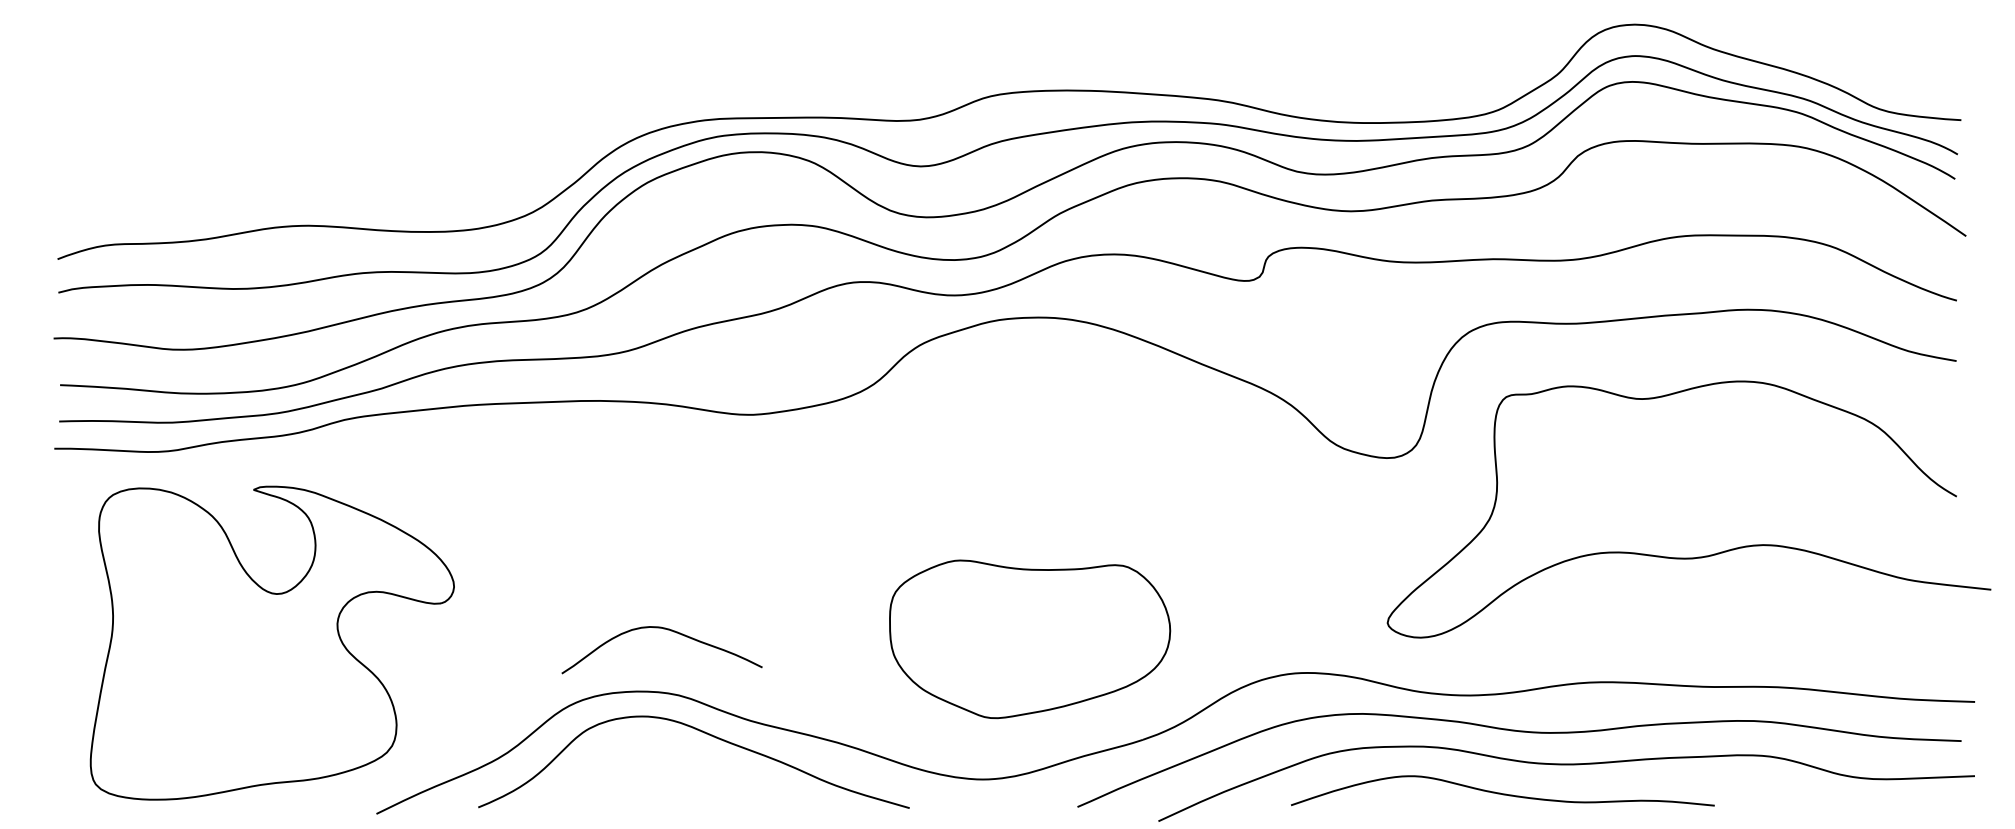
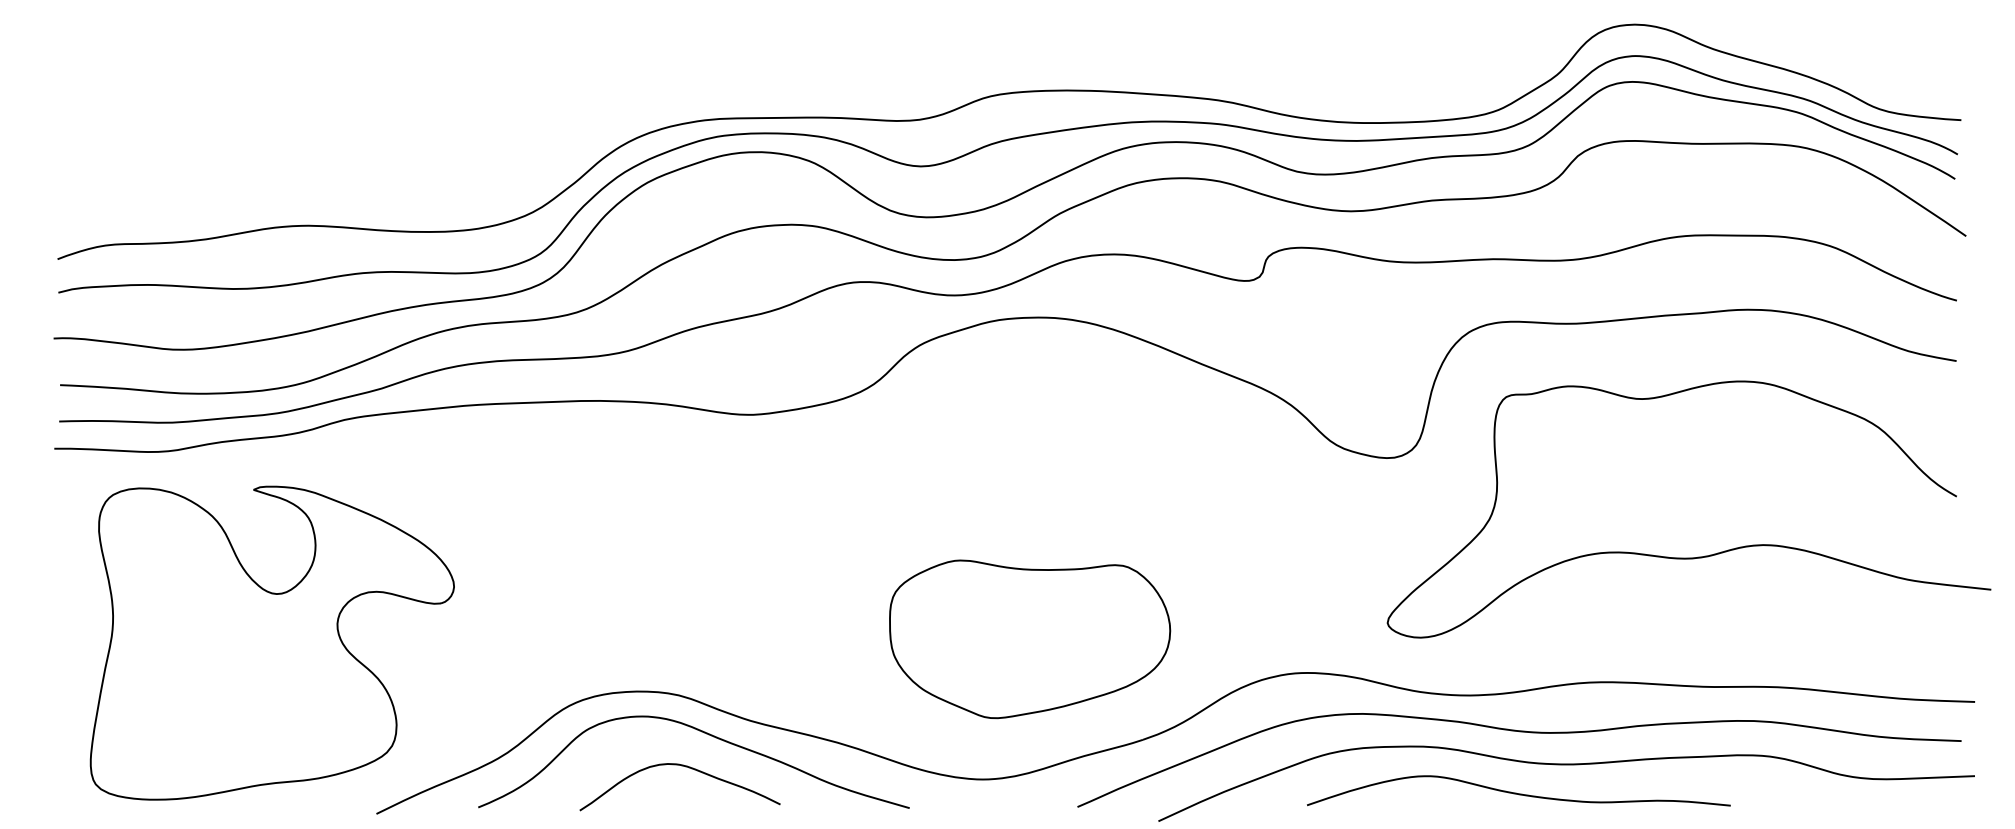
curve position: (667, 630) -> (685, 767) (685, 767)
curve position: (1500, 792) -> (1516, 792) (1516, 792)
